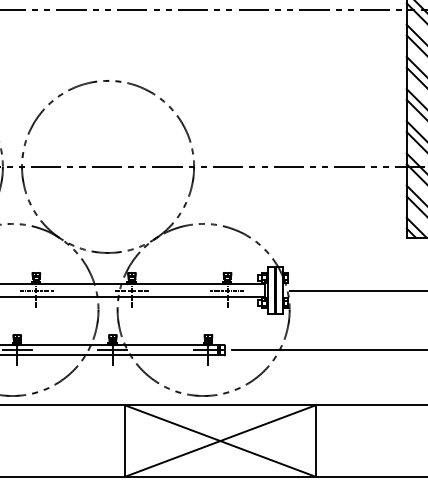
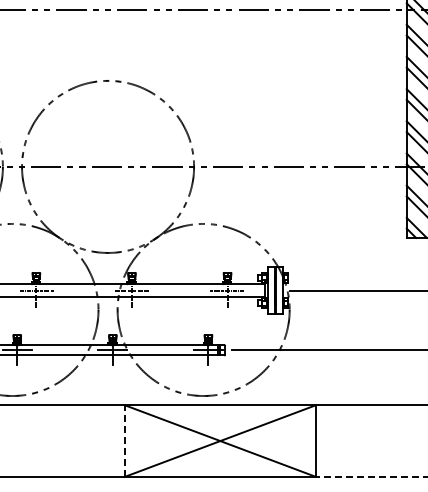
line: solid -> dashed (124, 441)
line: solid -> dashed (371, 476)
